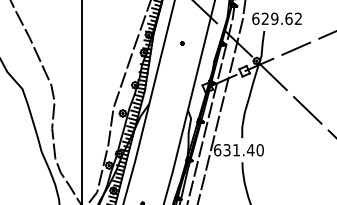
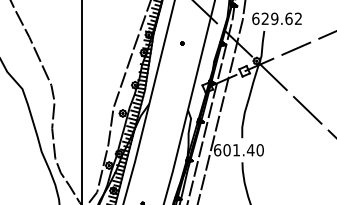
text: 631.40 -> 601.40 (226, 150)
